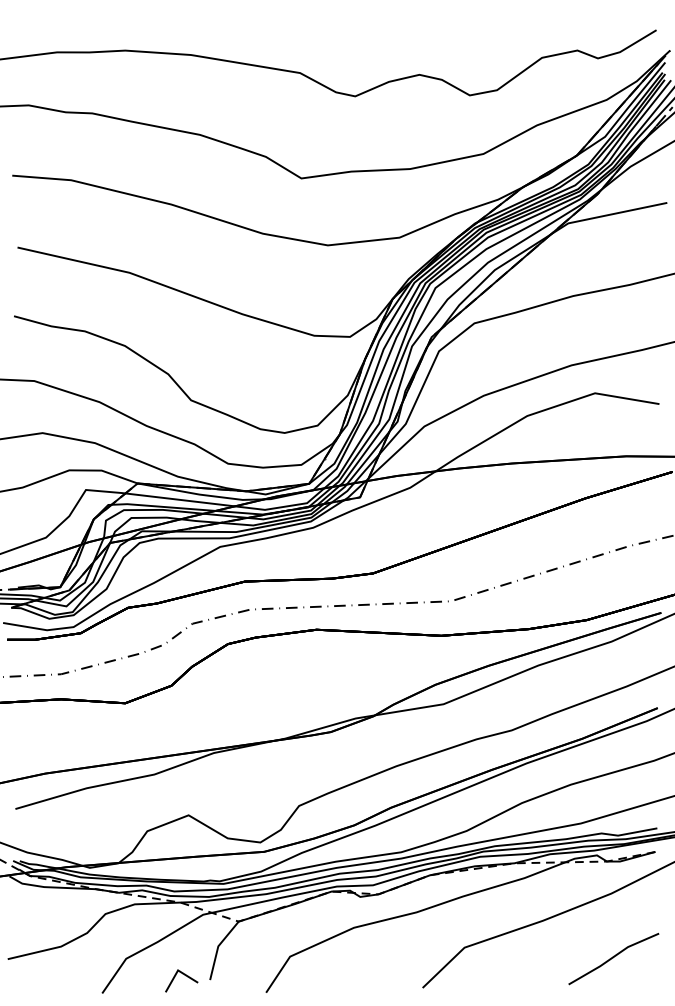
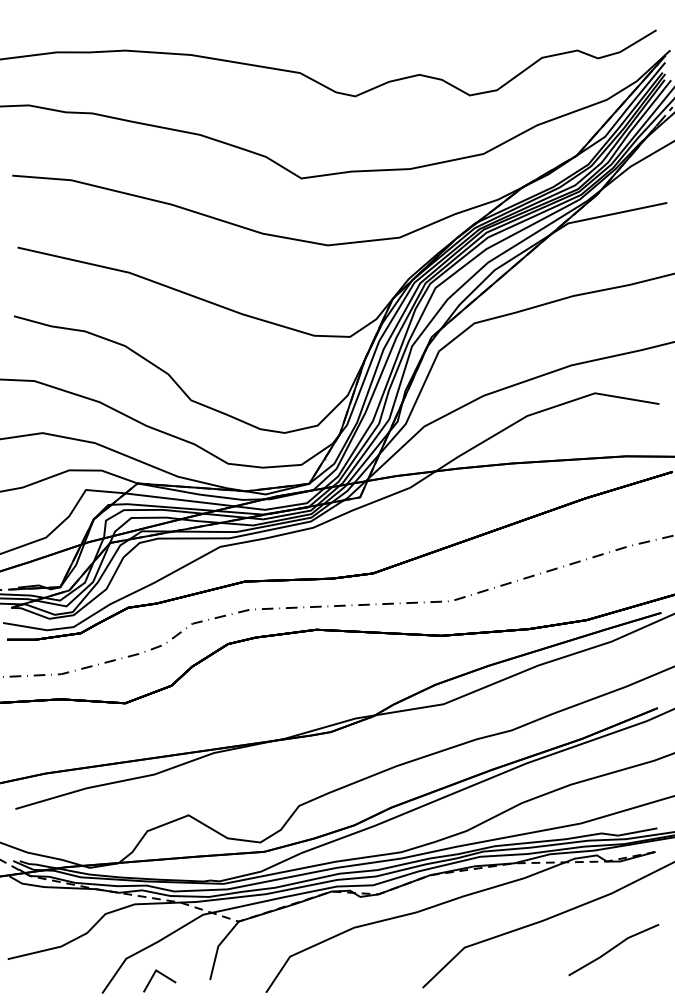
line position: (613, 958) -> (613, 949) (613, 949)
line position: (185, 976) -> (163, 976) (163, 976)
